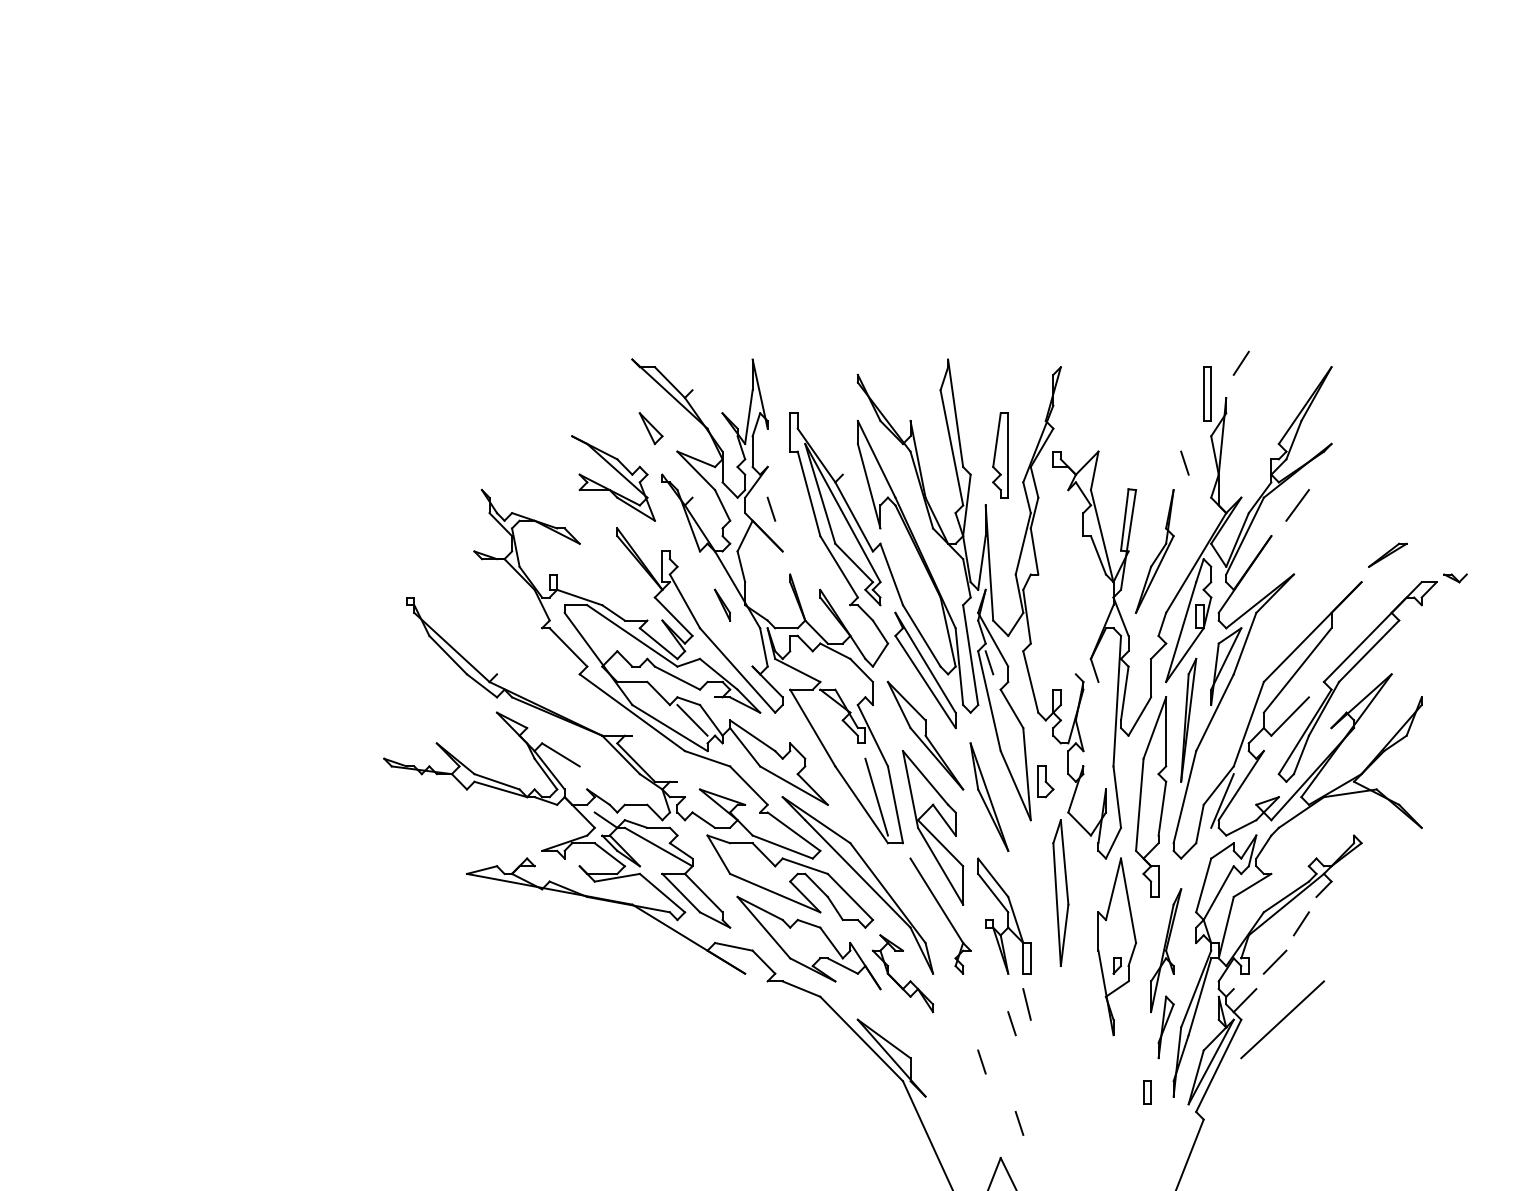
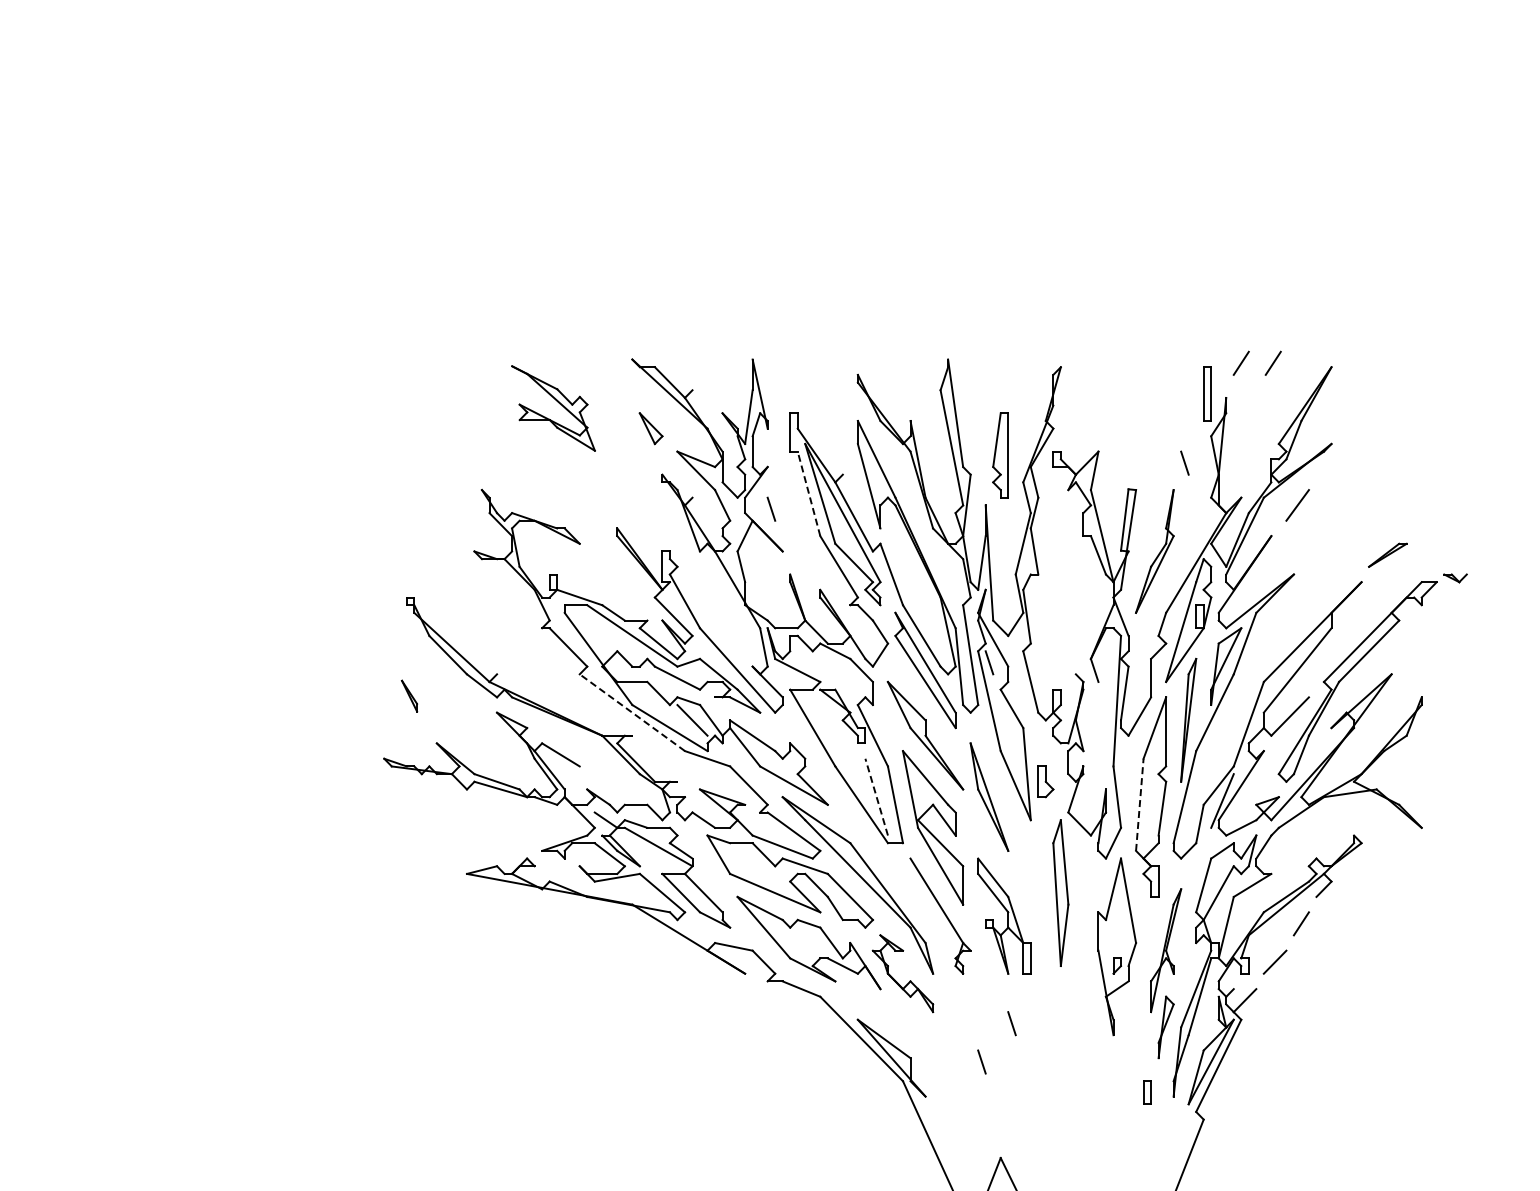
line: none -> present (1272, 362)
part position: (618, 473) -> (558, 403) (558, 403)
line: solid -> dashed (809, 493)
part position: (722, 604) -> (409, 695) (409, 695)
line: solid -> dashed (631, 712)
line: solid -> dashed (876, 796)
line: solid -> dashed (1139, 804)
line: present -> none (1026, 1004)
line: present -> none (1282, 1019)
line: present -> none (1019, 1122)
